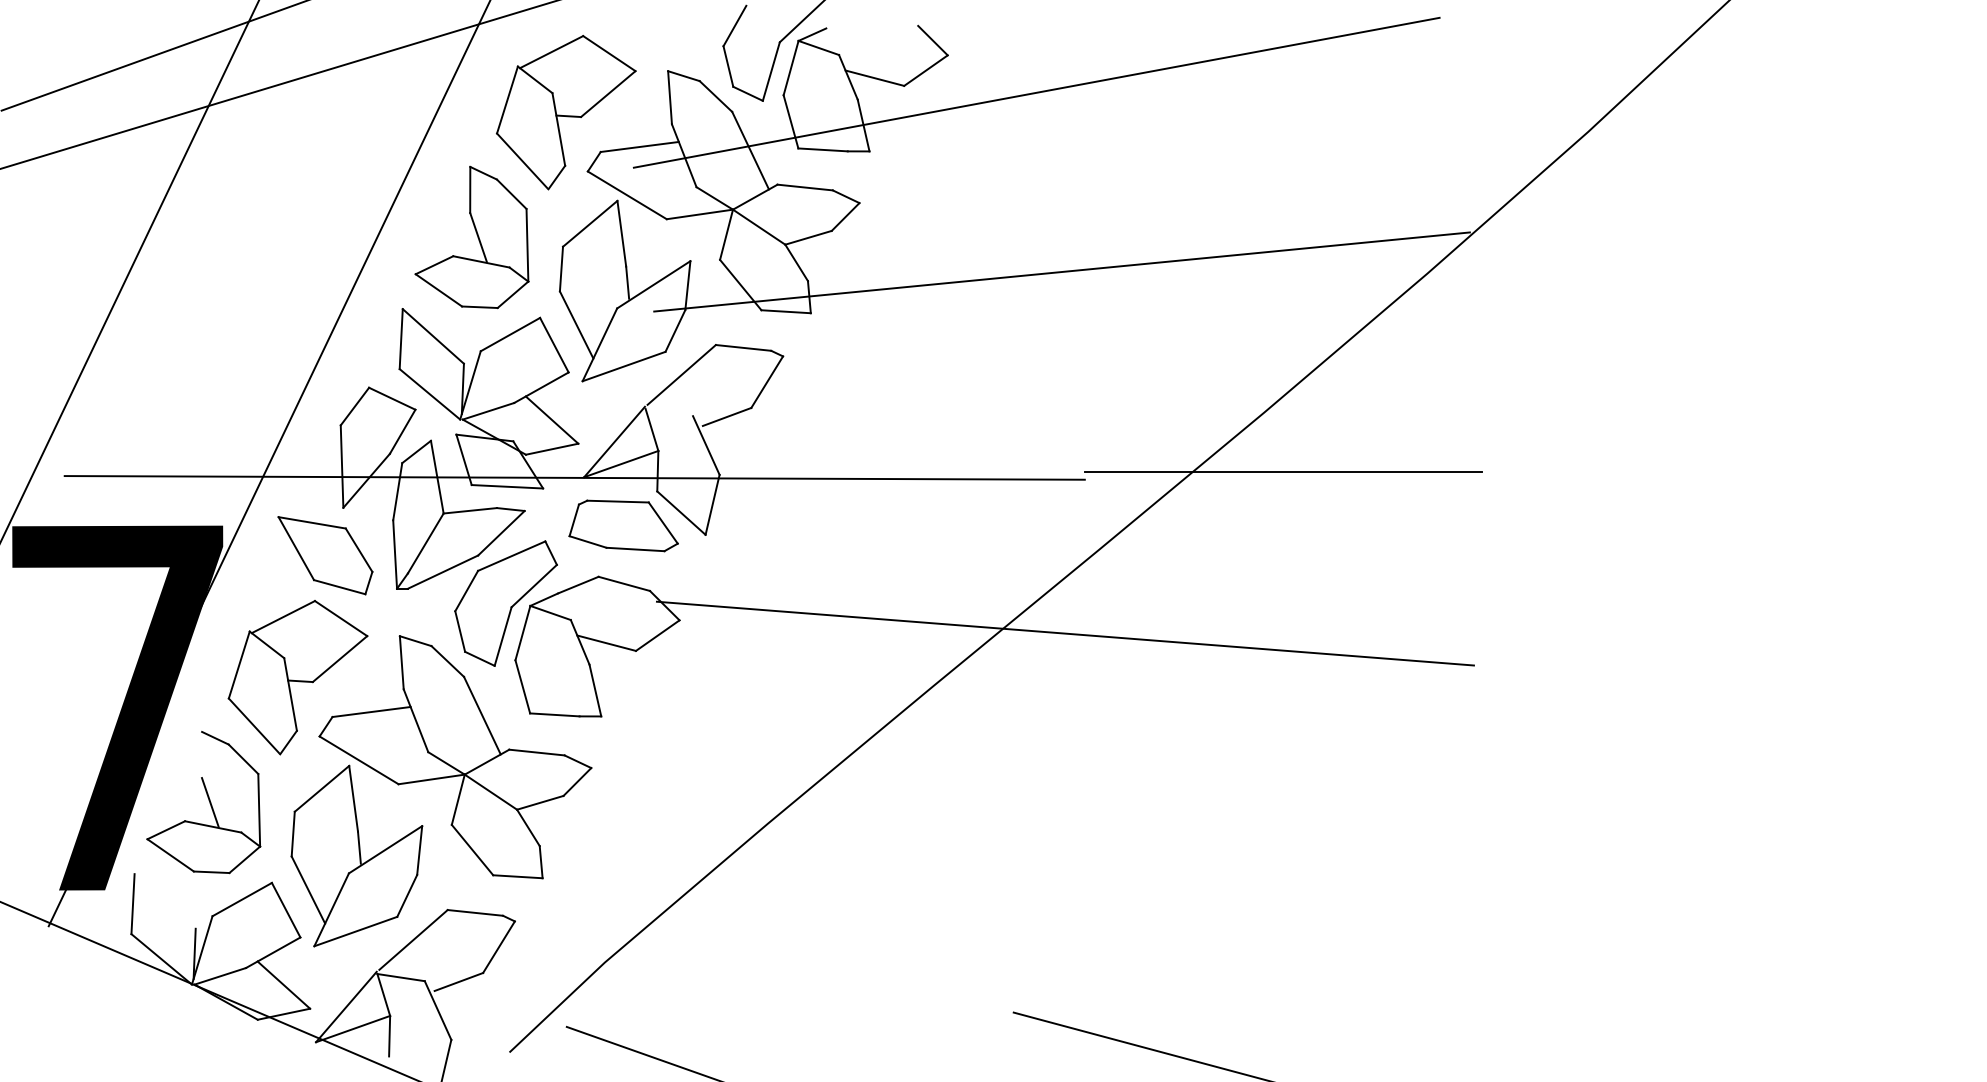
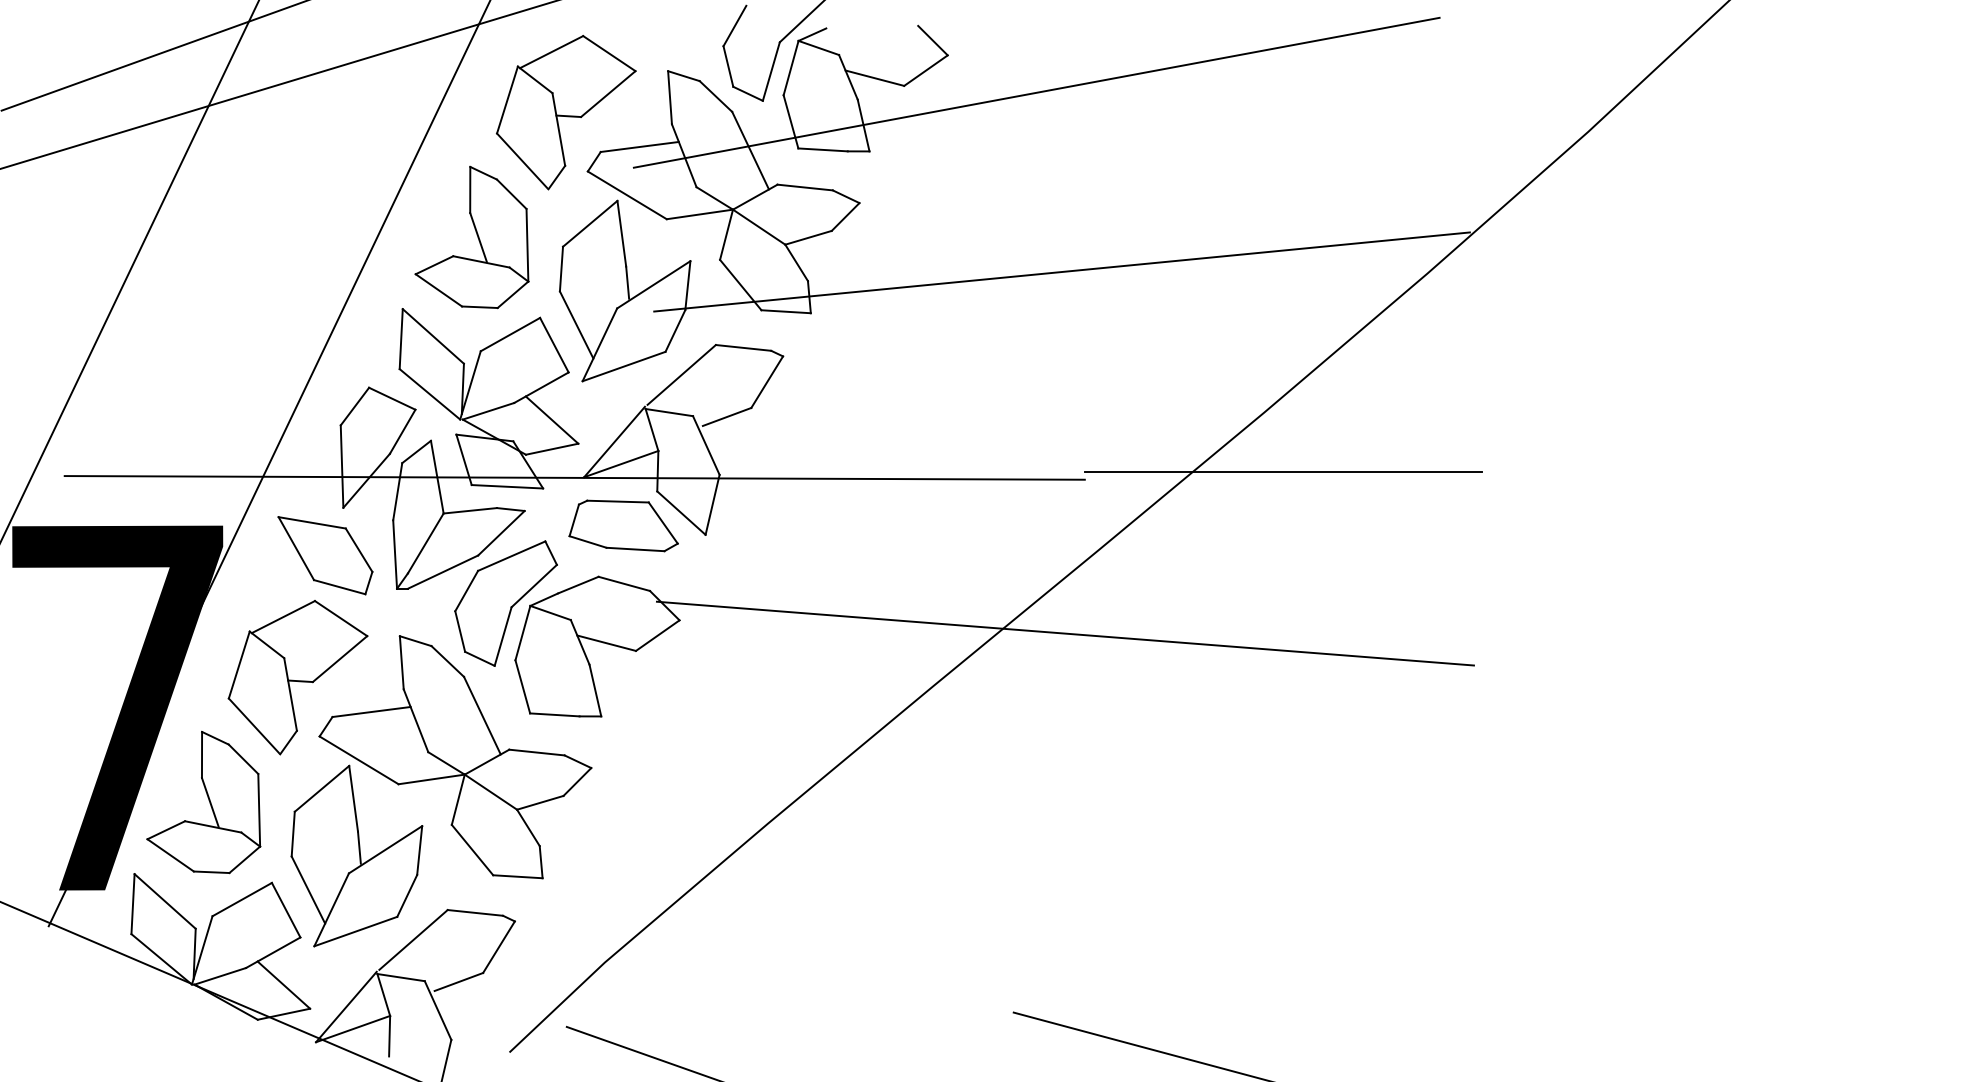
line: none -> present (669, 412)
line: none -> present (201, 754)
line: none -> present (164, 901)
